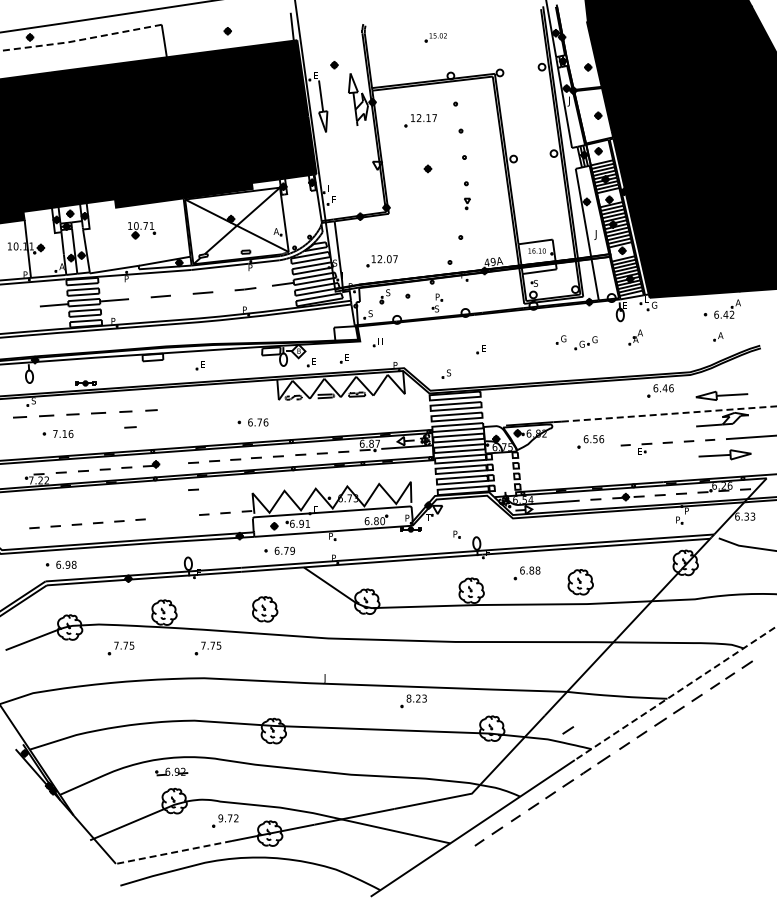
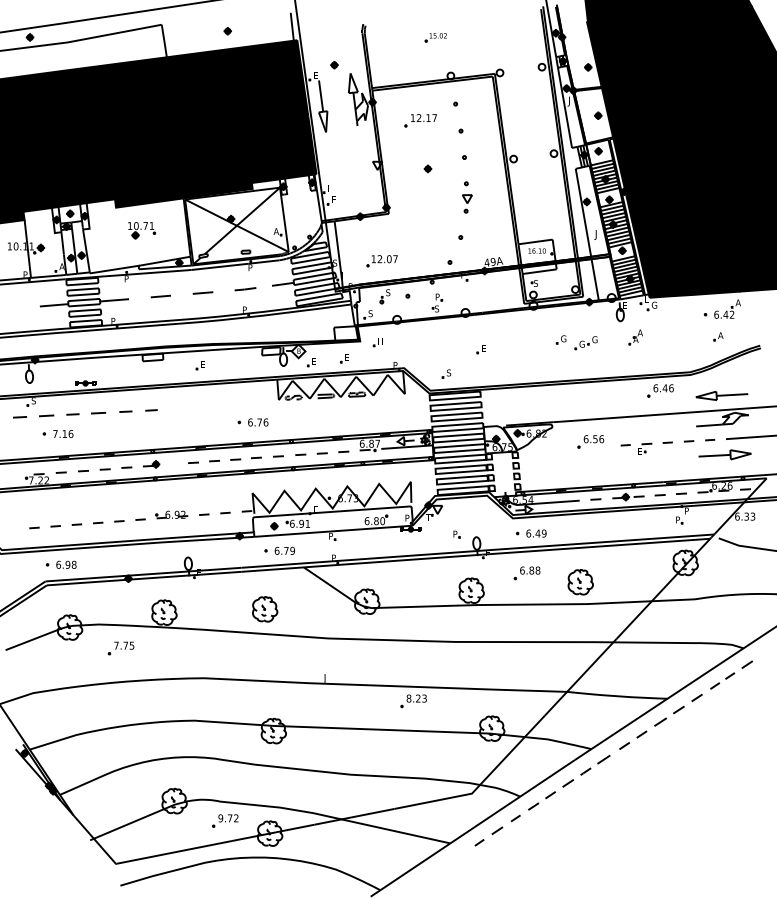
line: dashed -> solid (80, 40)
part size: 7x14 px -> 11x20 px (467, 203)
line: dashed -> solid (669, 413)
line: present -> none (130, 427)
line: present -> none (193, 489)
part: none -> present (531, 533)
part: present -> none (207, 648)
line: dashed -> solid (675, 693)
line: present -> none (568, 730)
part position: (171, 771) -> (171, 514) (171, 514)
line: dashed -> solid (172, 852)
